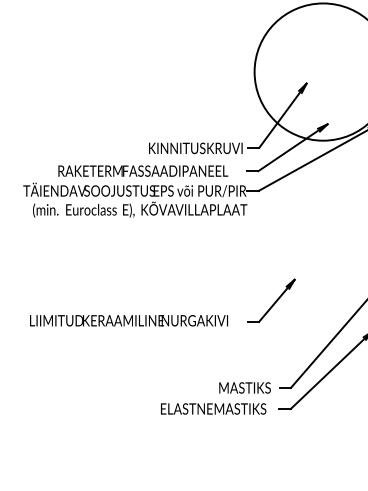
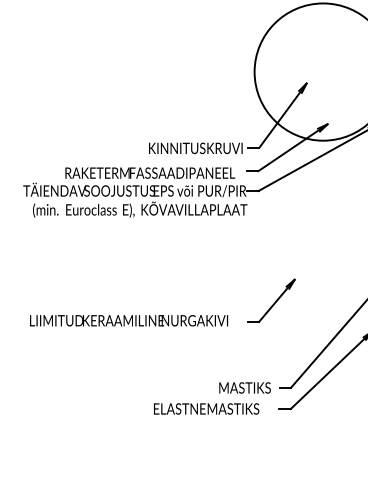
text position: (143, 170) -> (150, 172) (150, 172)
text position: (213, 408) -> (206, 408) (206, 408)
